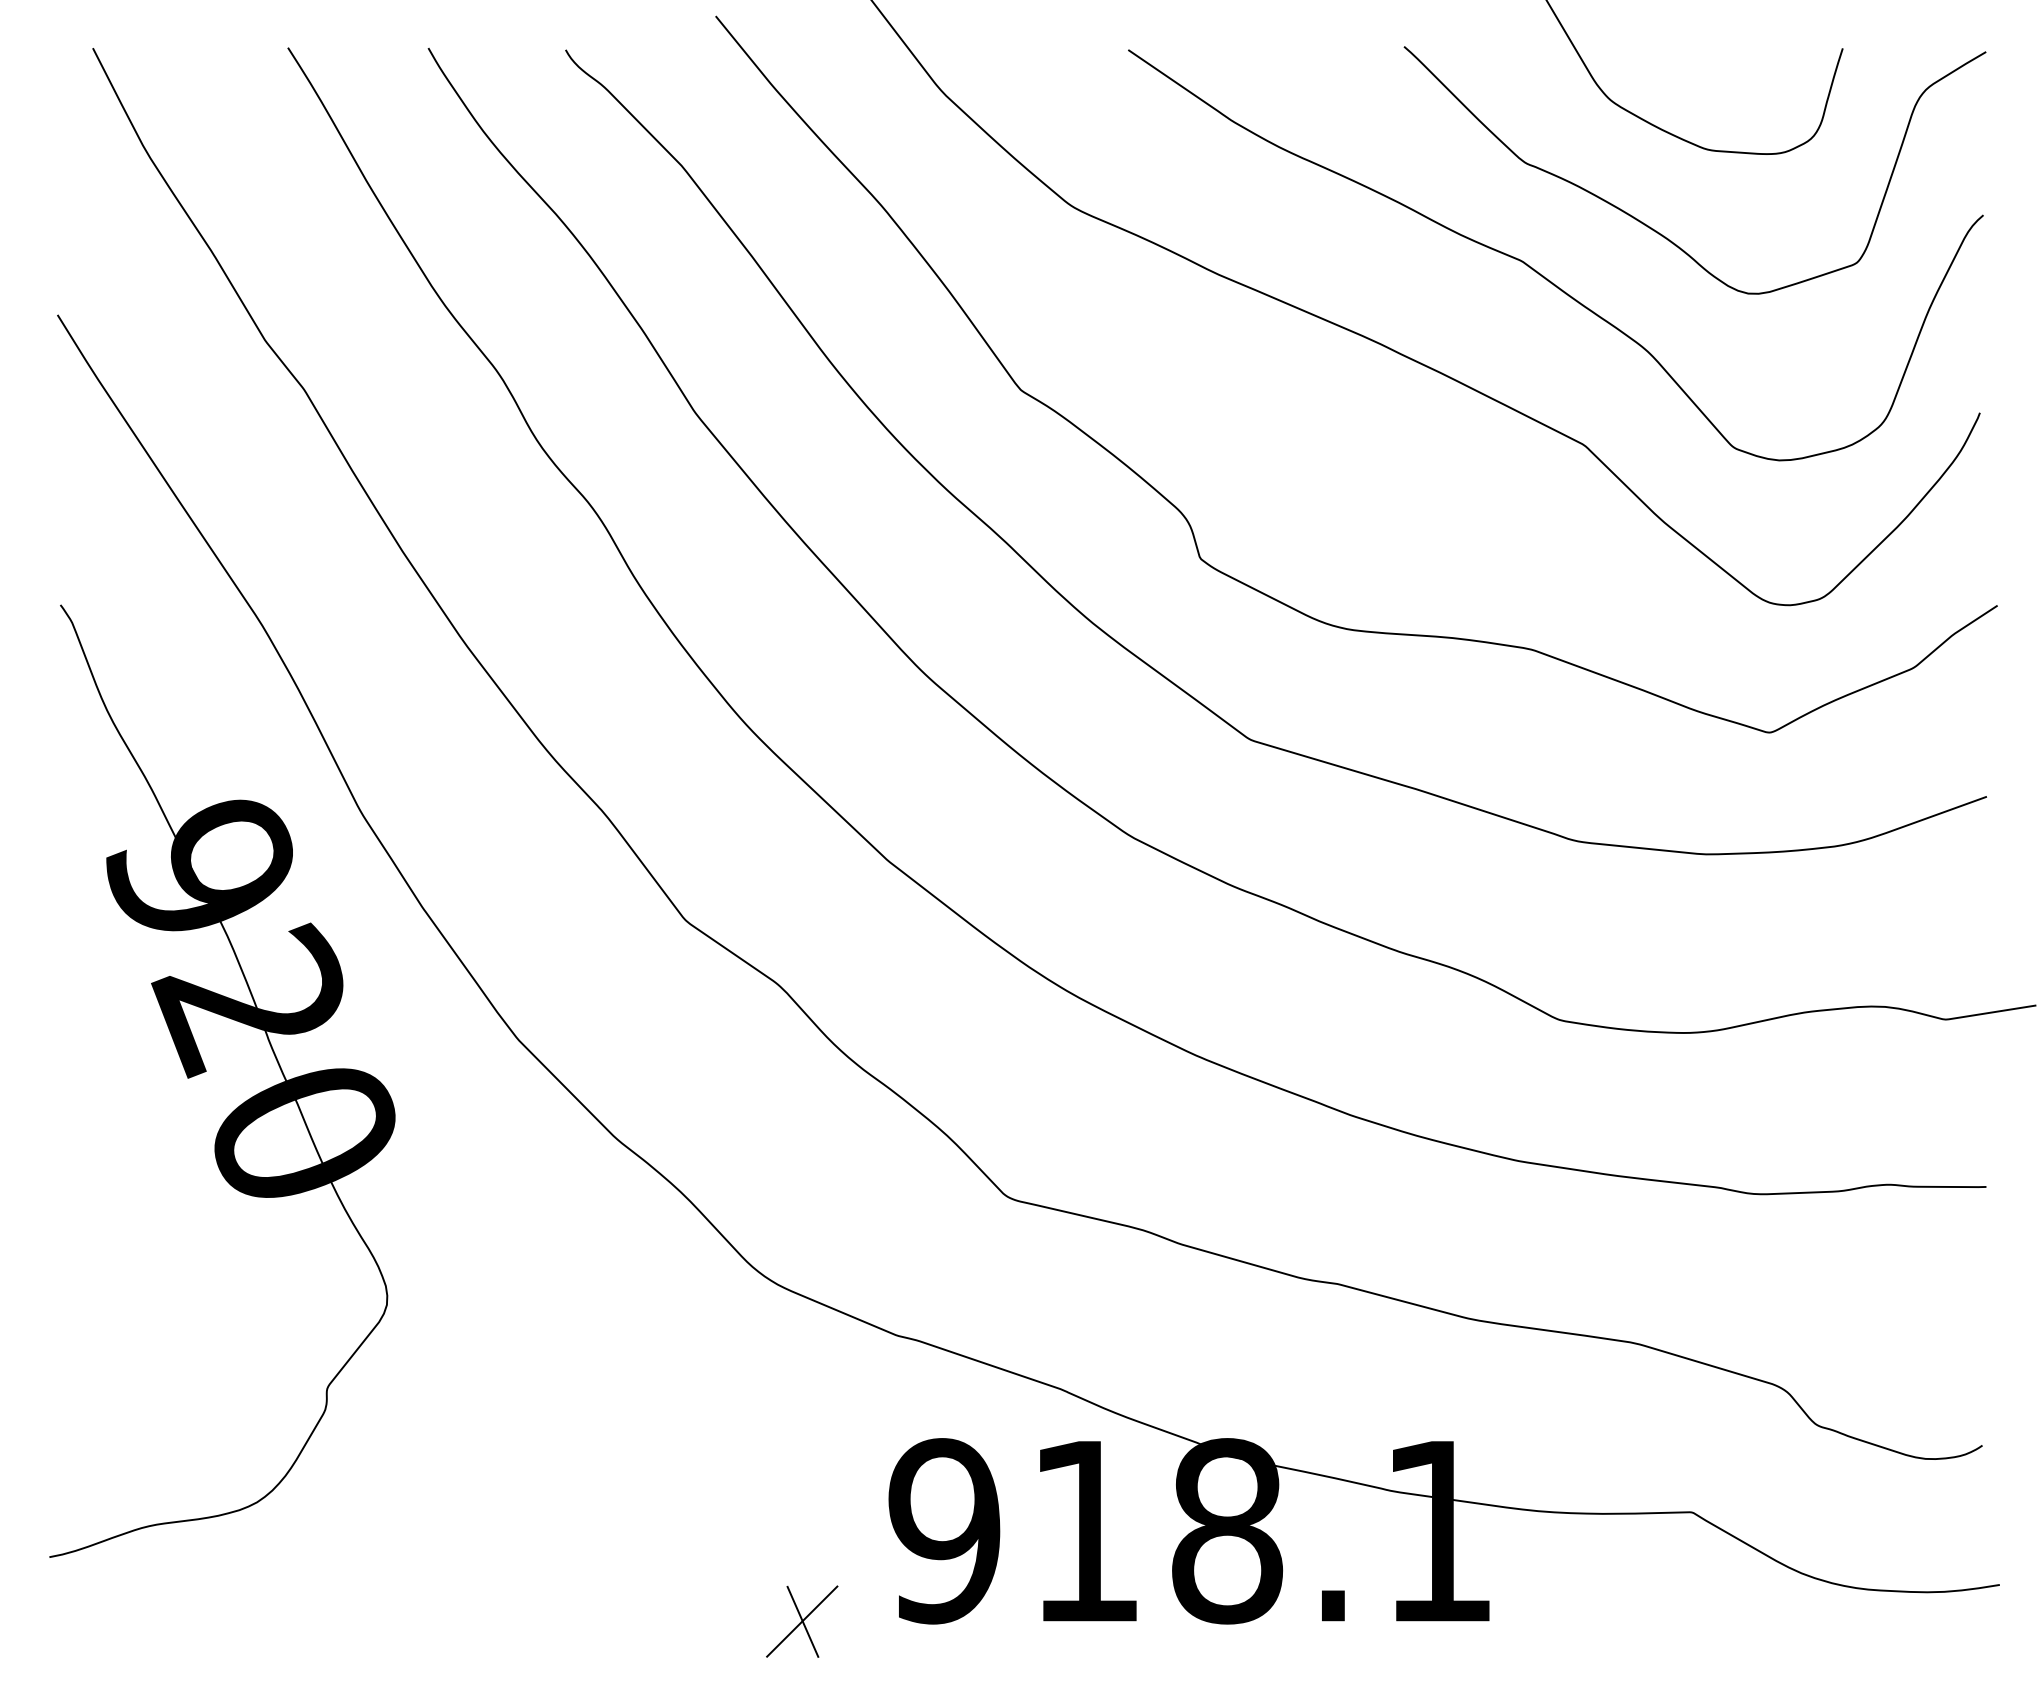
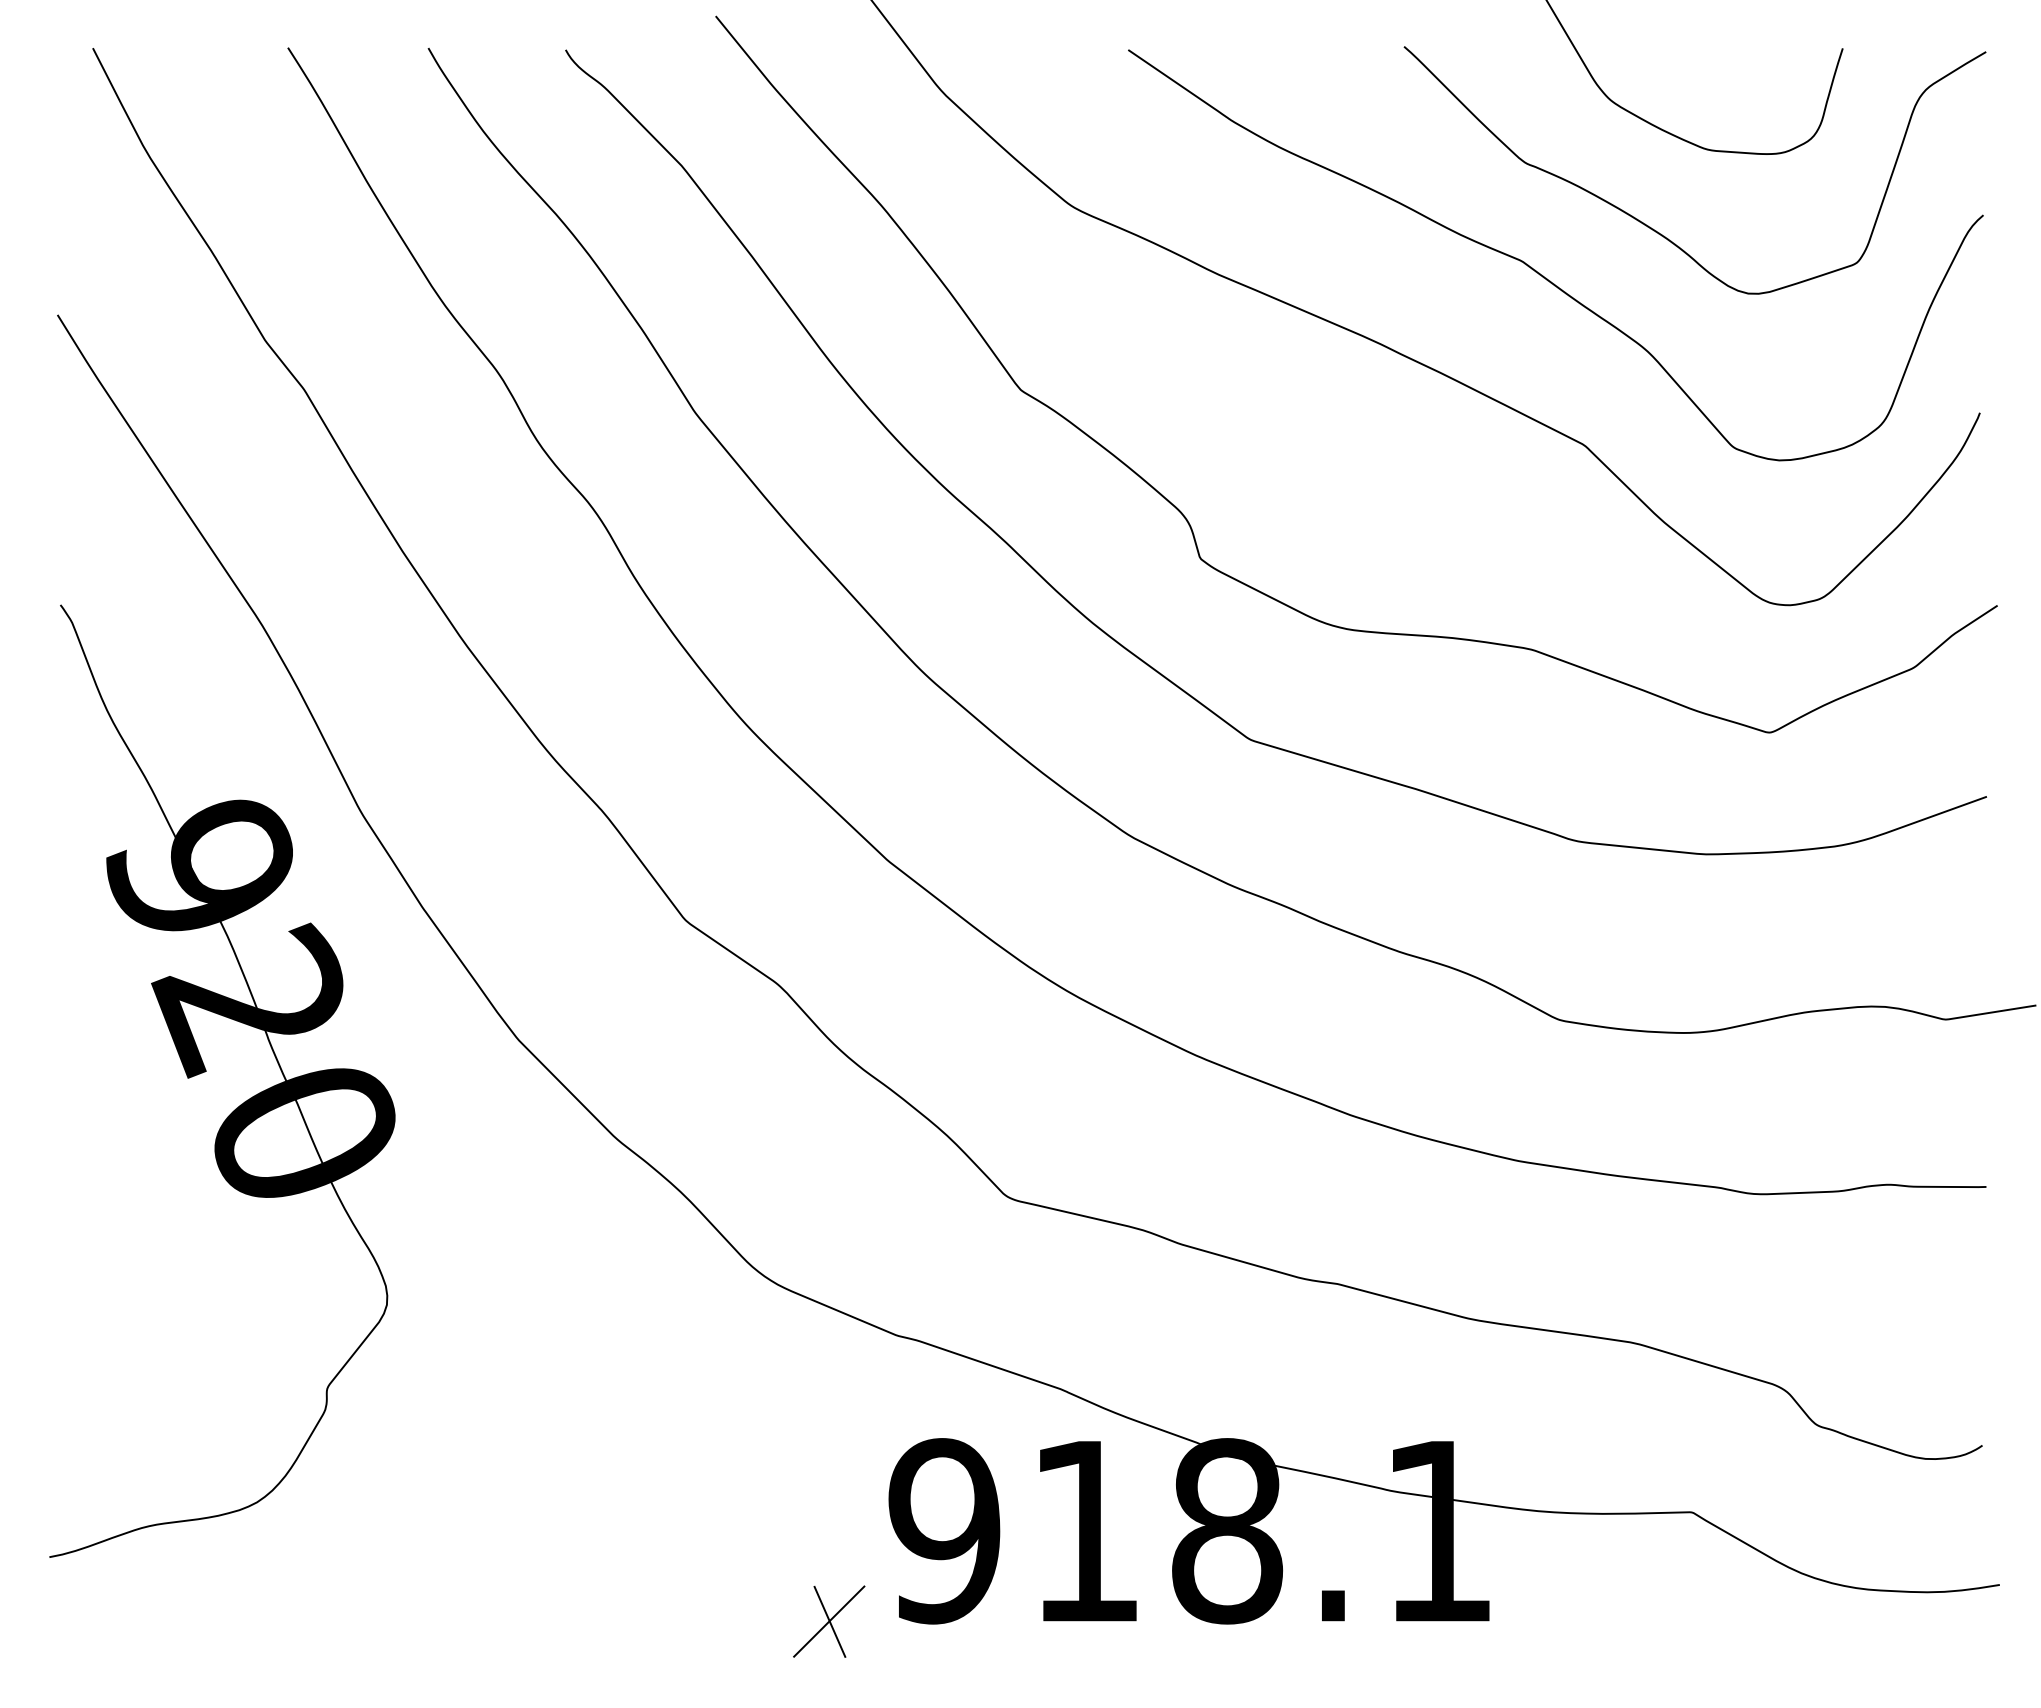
part position: (802, 1621) -> (829, 1621) (829, 1621)
